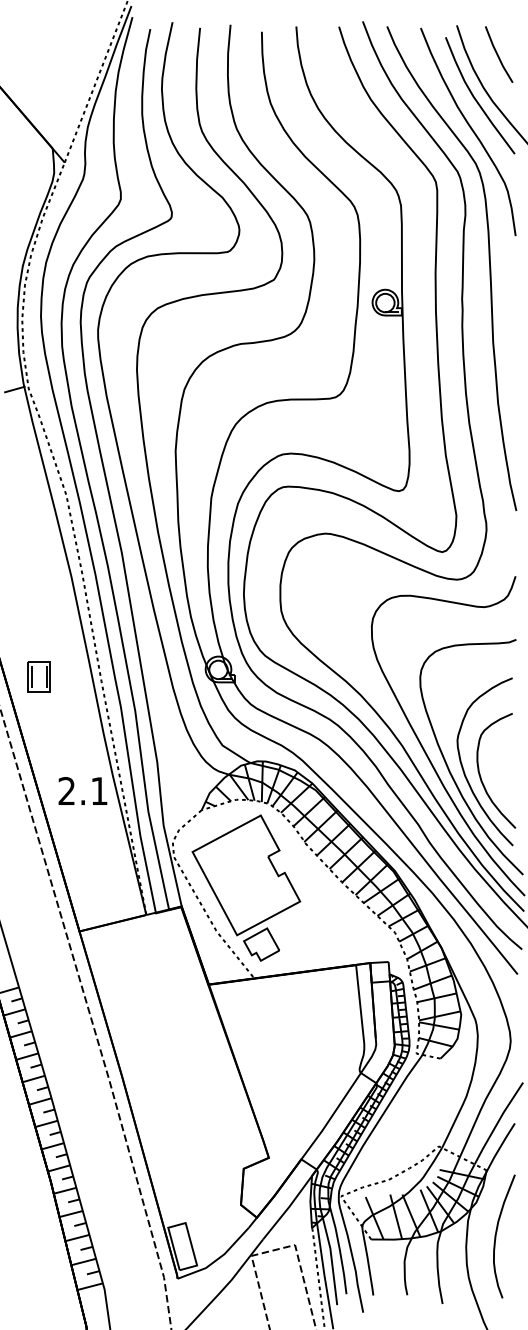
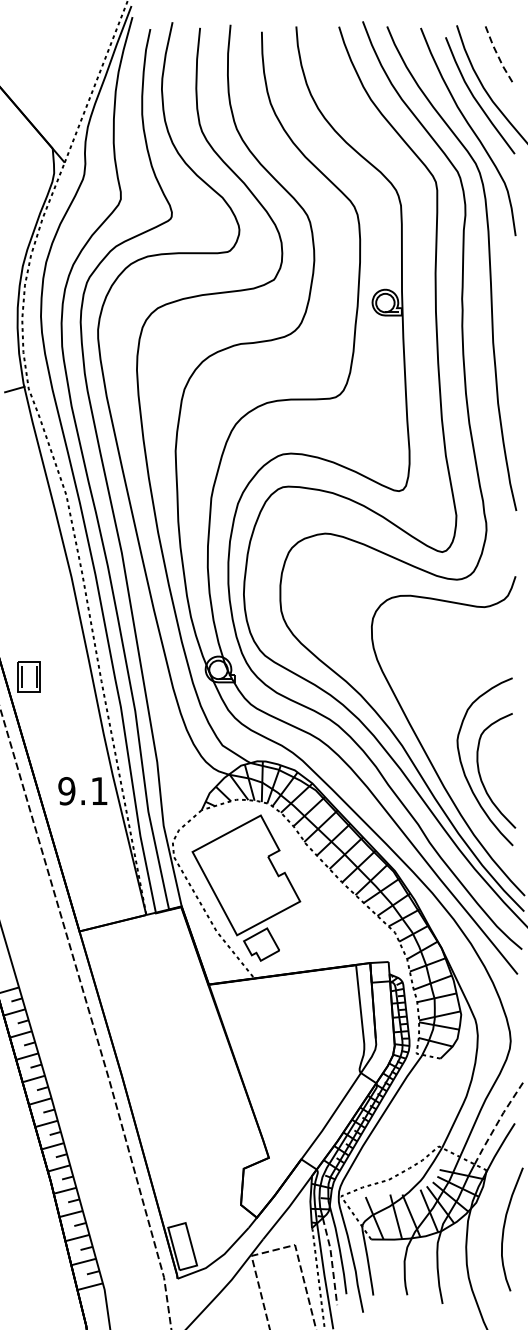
line: solid -> dashed (498, 55)
part position: (38, 676) -> (28, 676) (28, 676)
curve: present -> none (449, 768)
text: 2.1 -> 9.1 (66, 791)
line: solid -> dashed (497, 1122)
curve position: (496, 1236) -> (504, 1229) (504, 1229)
line: solid -> dashed (331, 1261)
